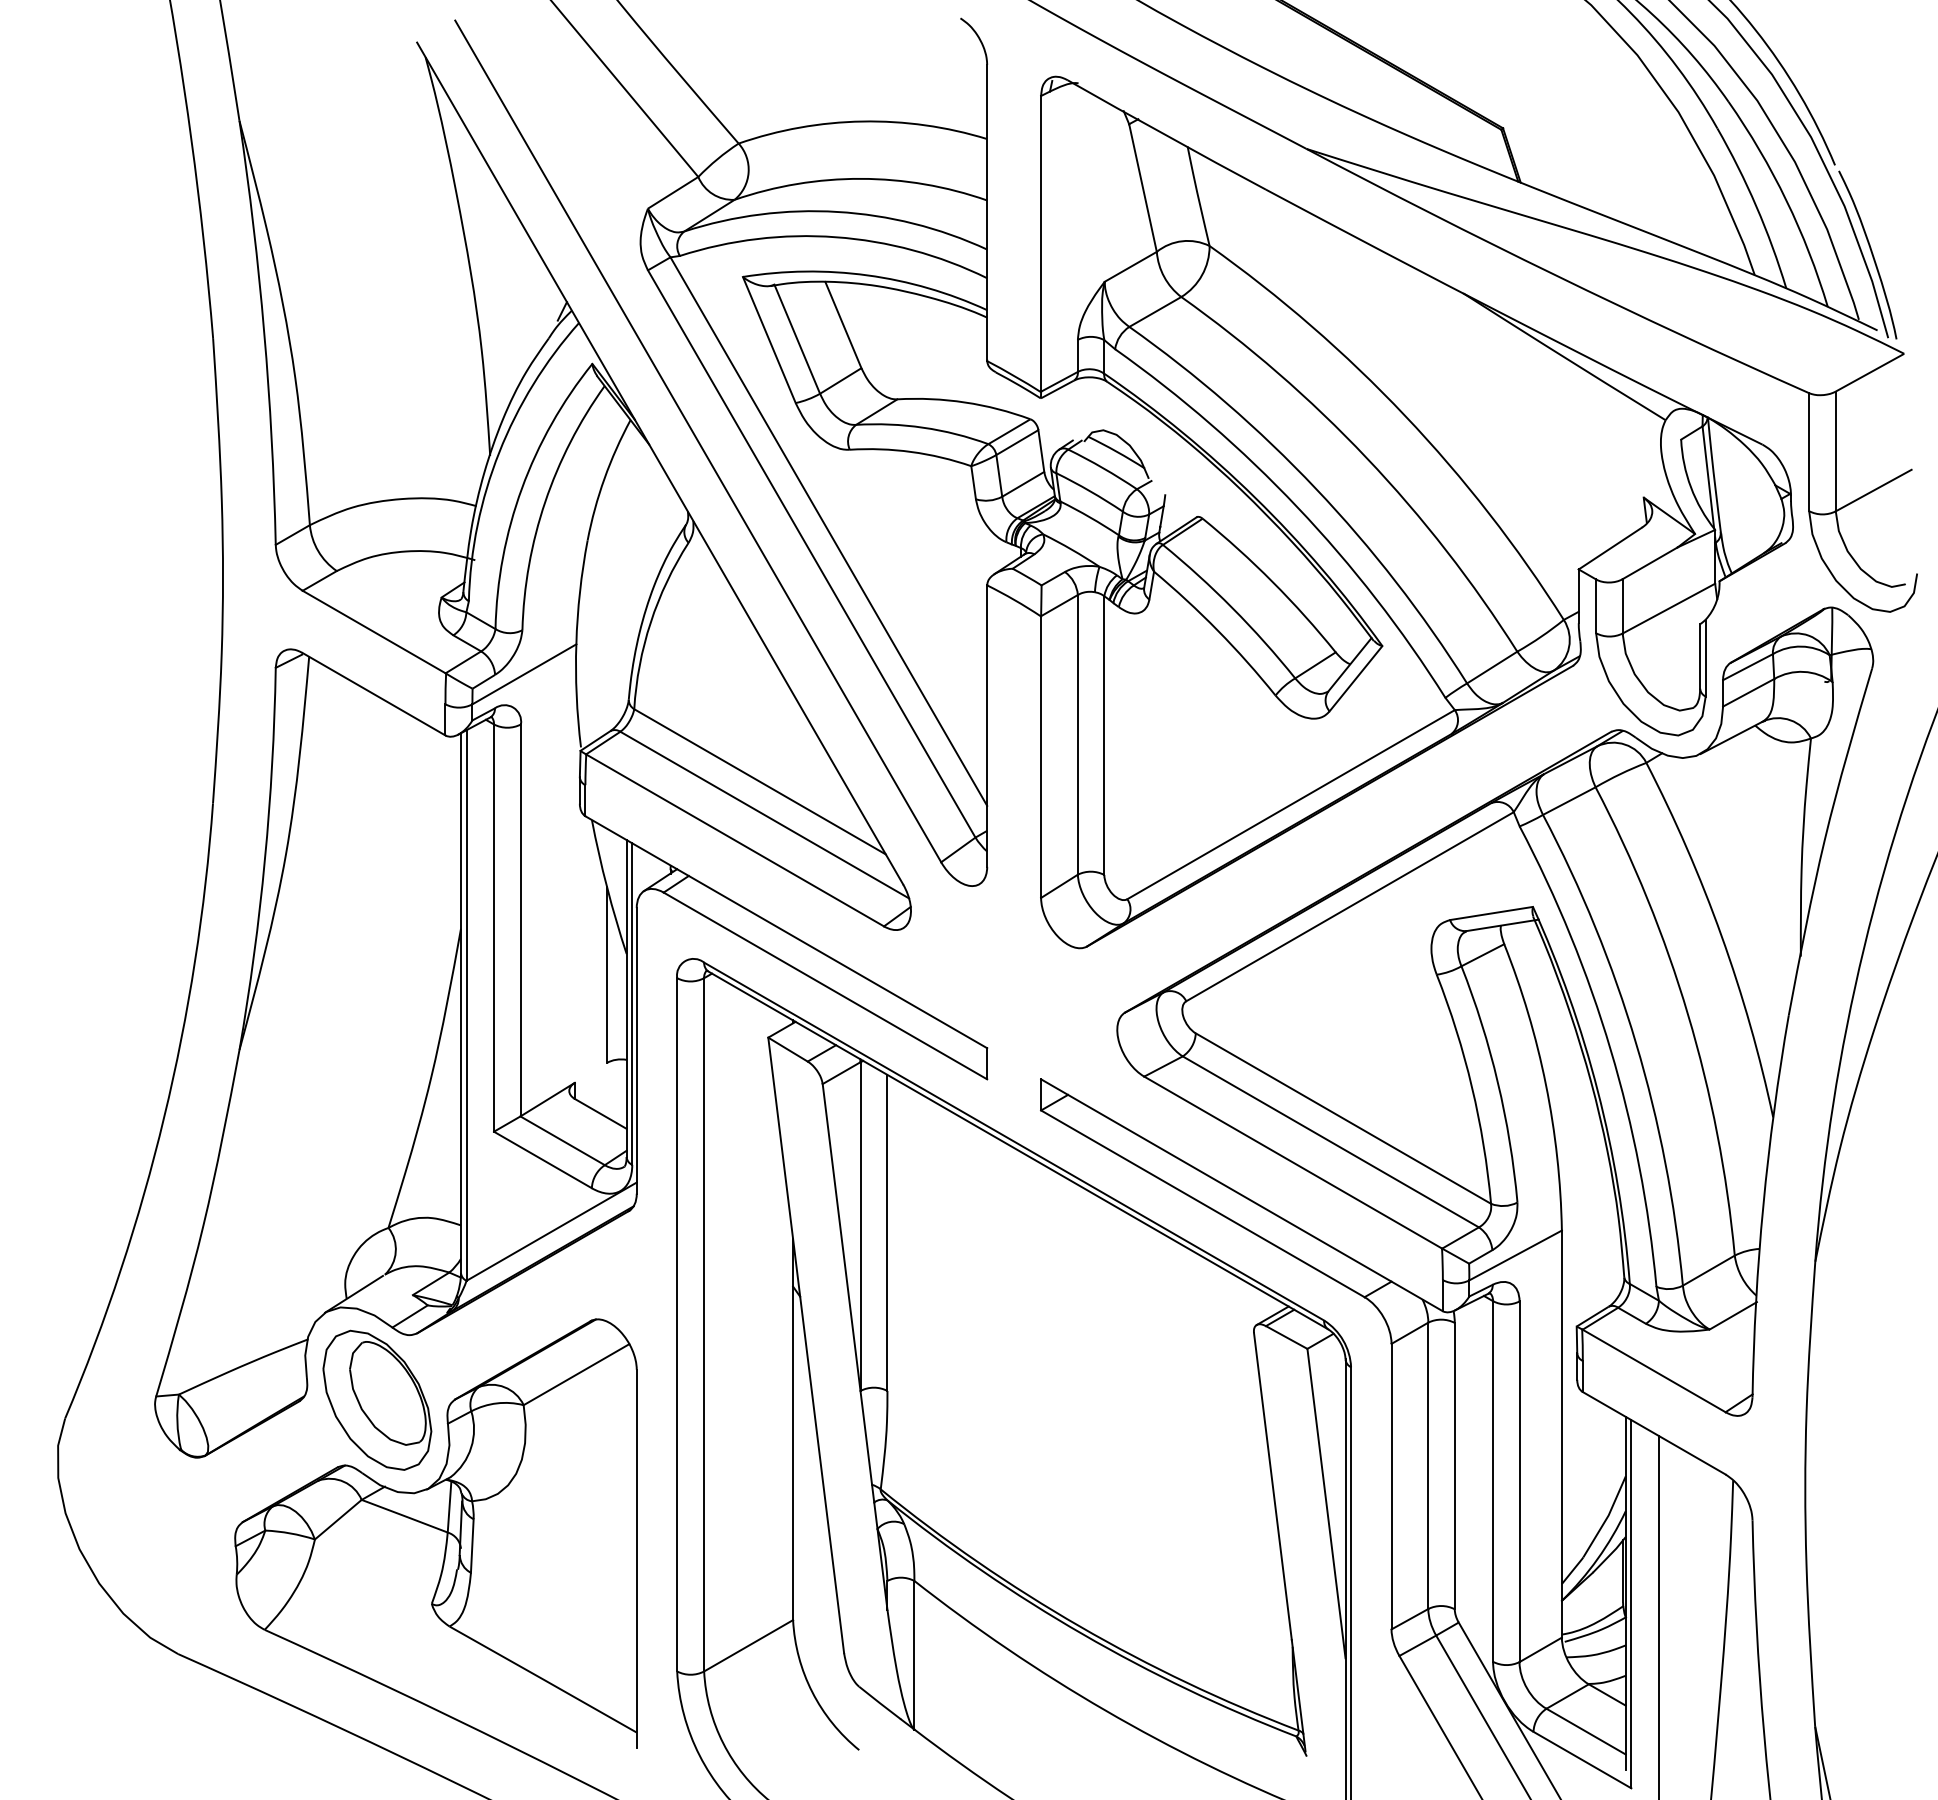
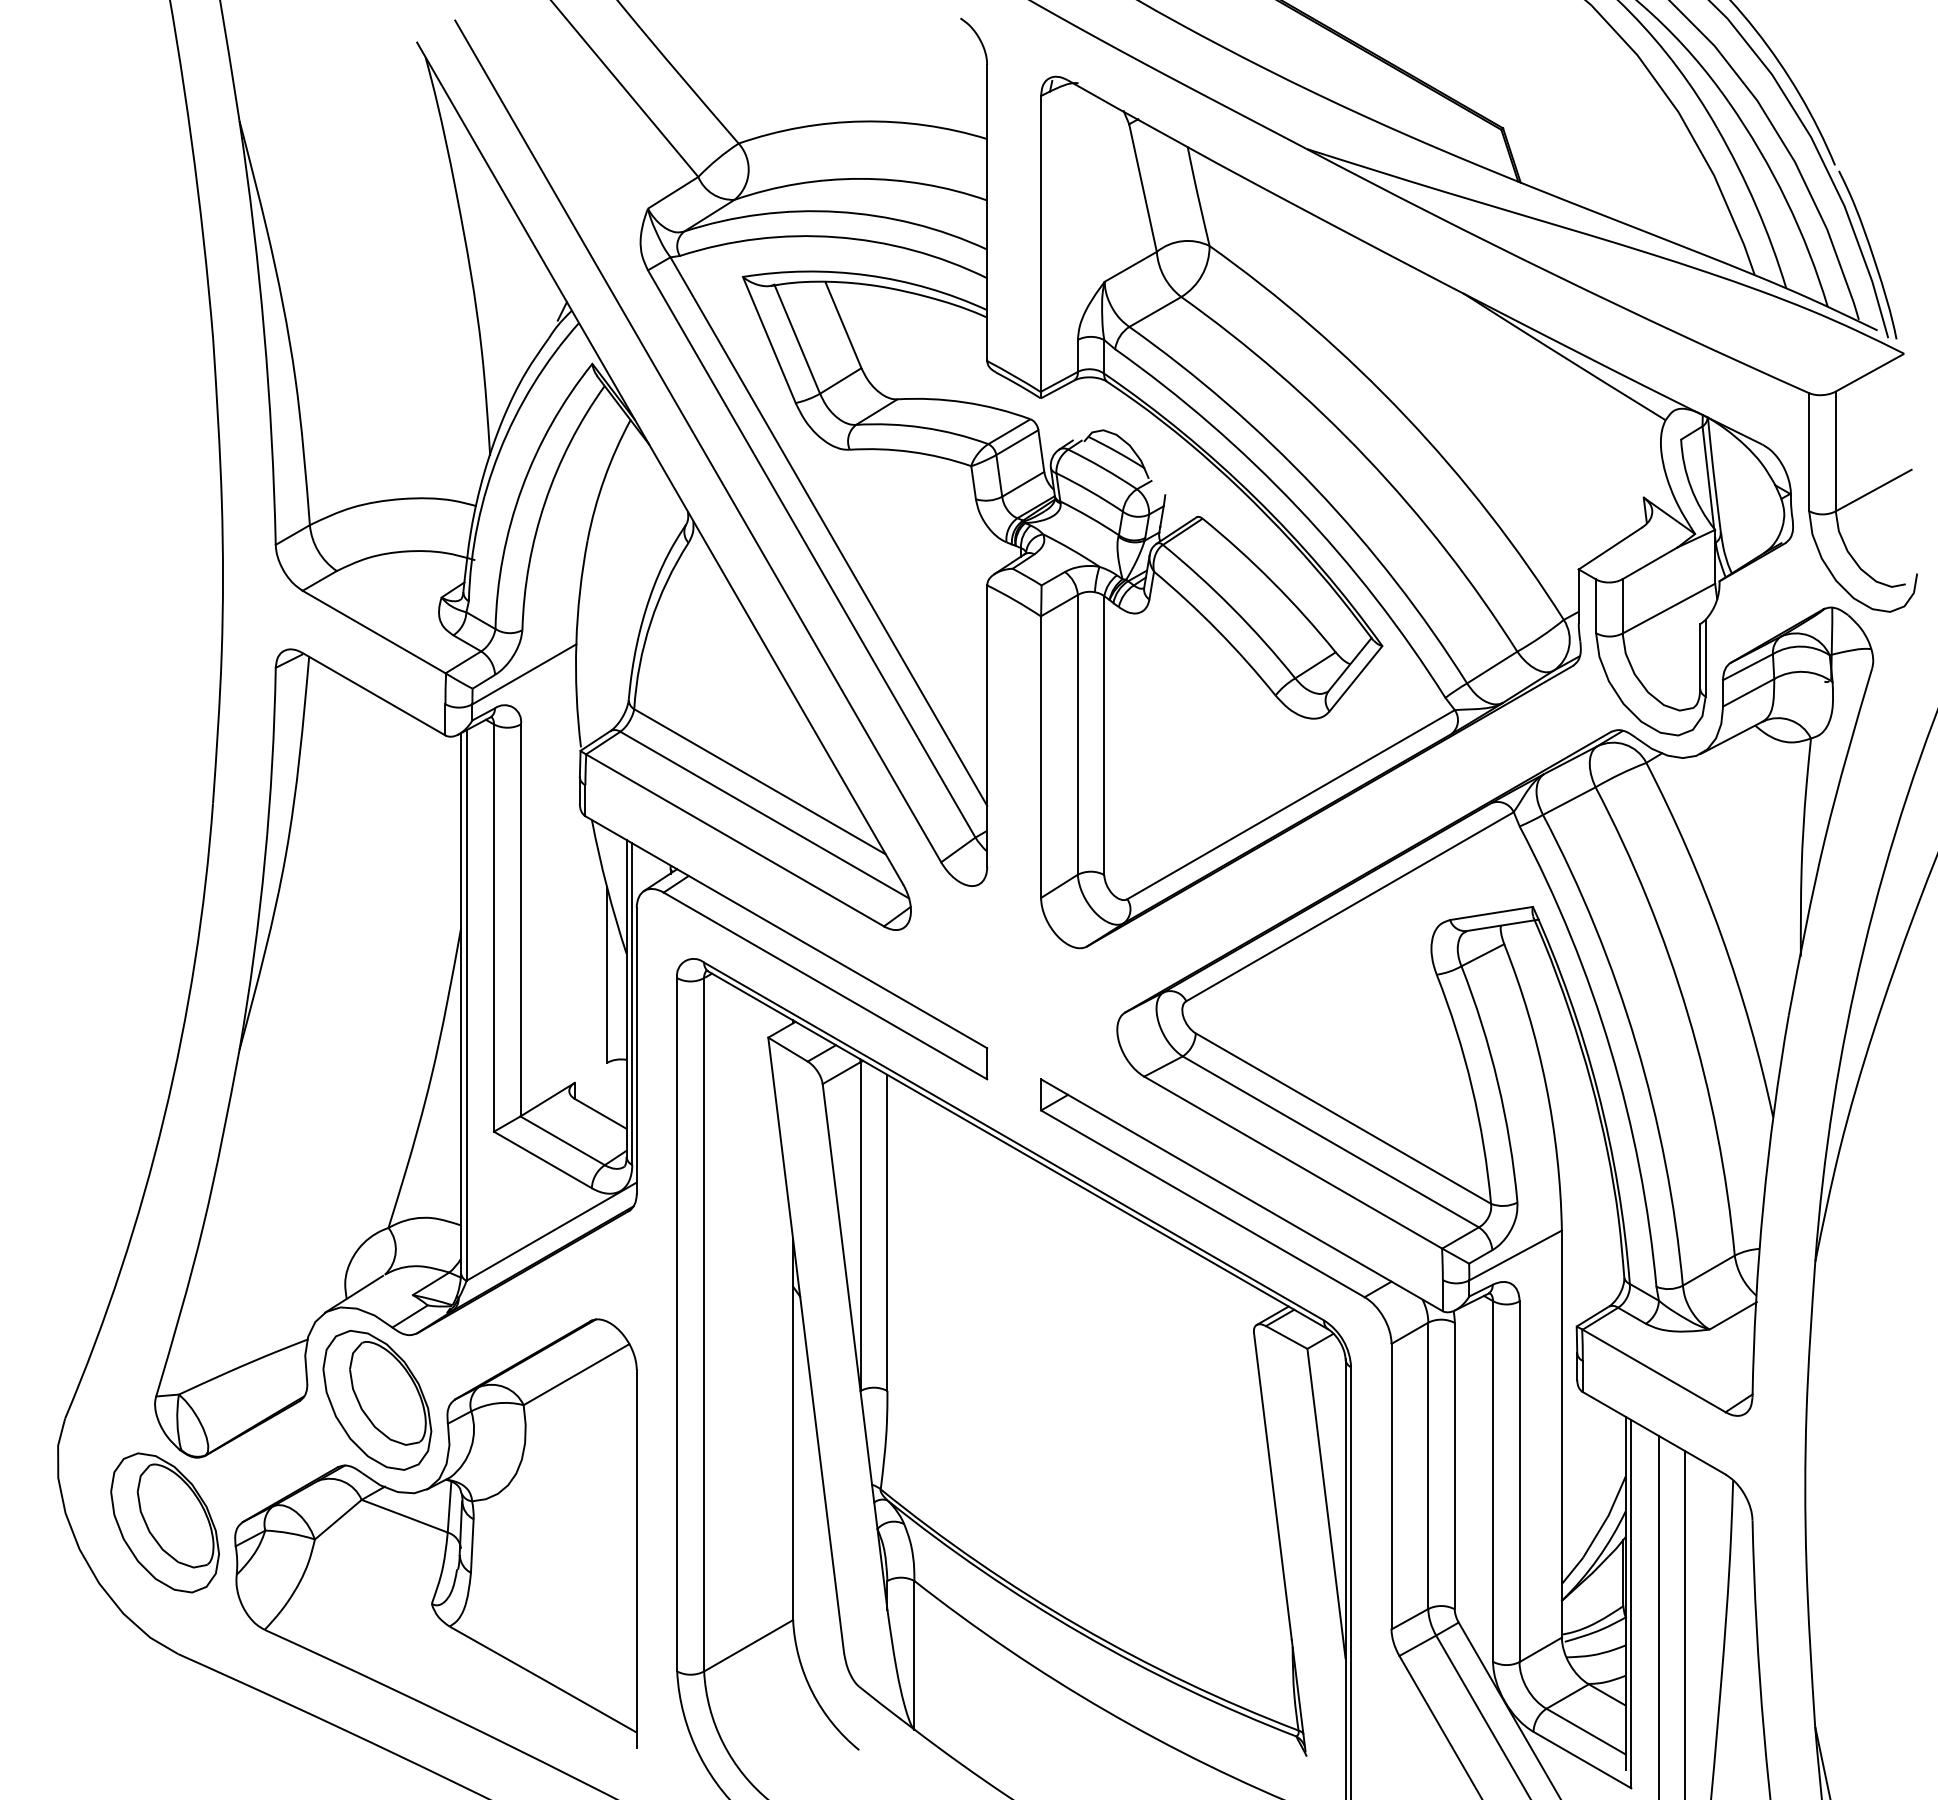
part: none -> present (164, 1522)
line: none -> present (1685, 1623)
